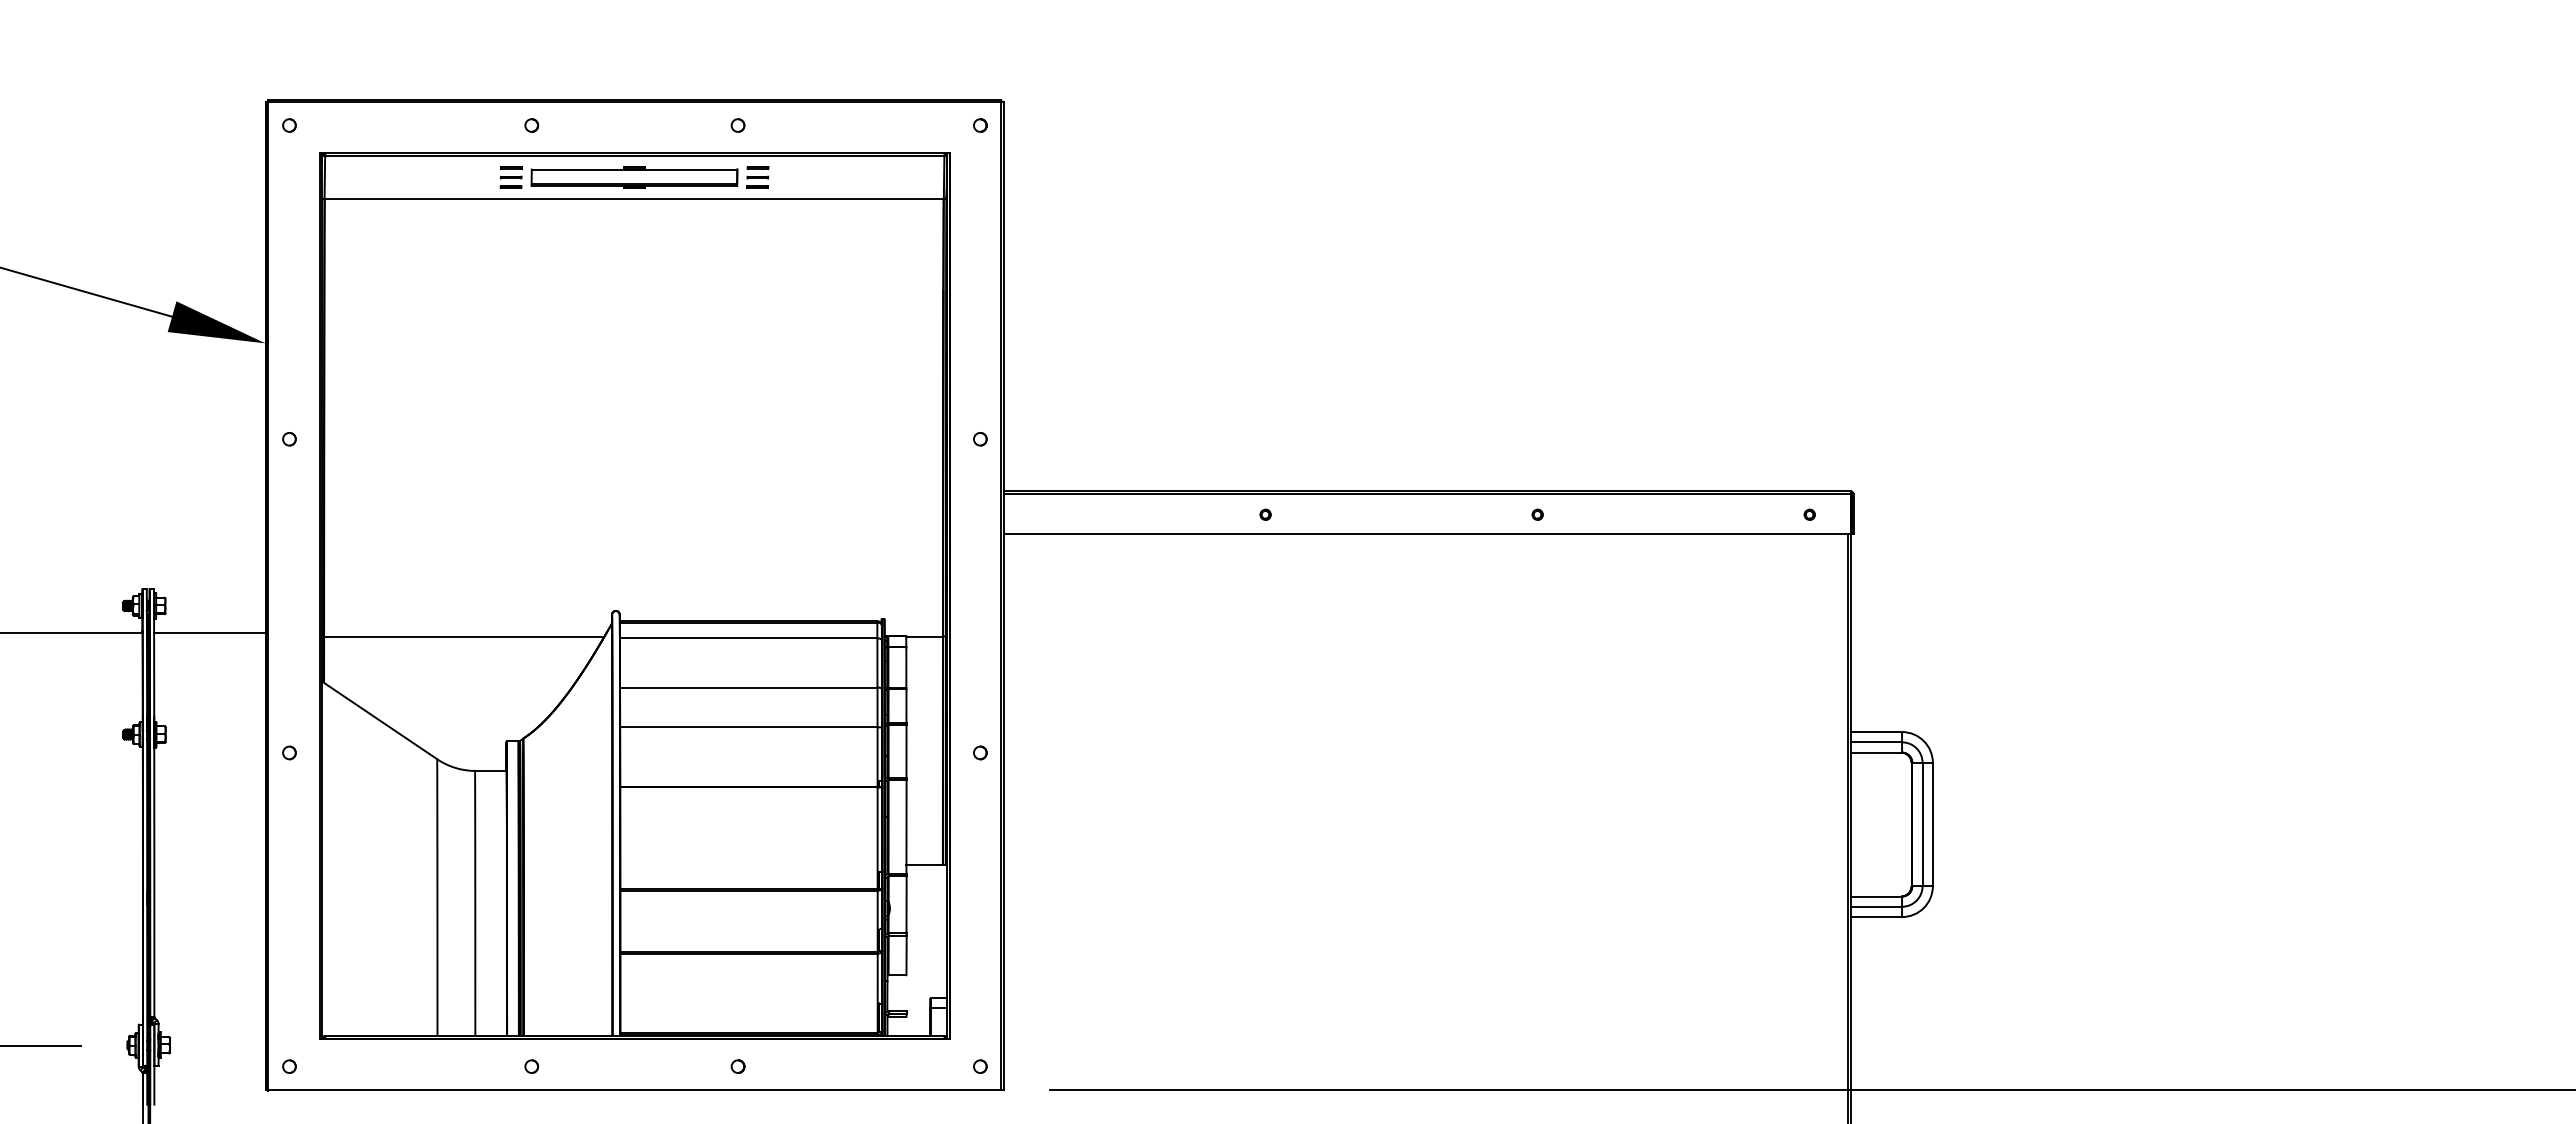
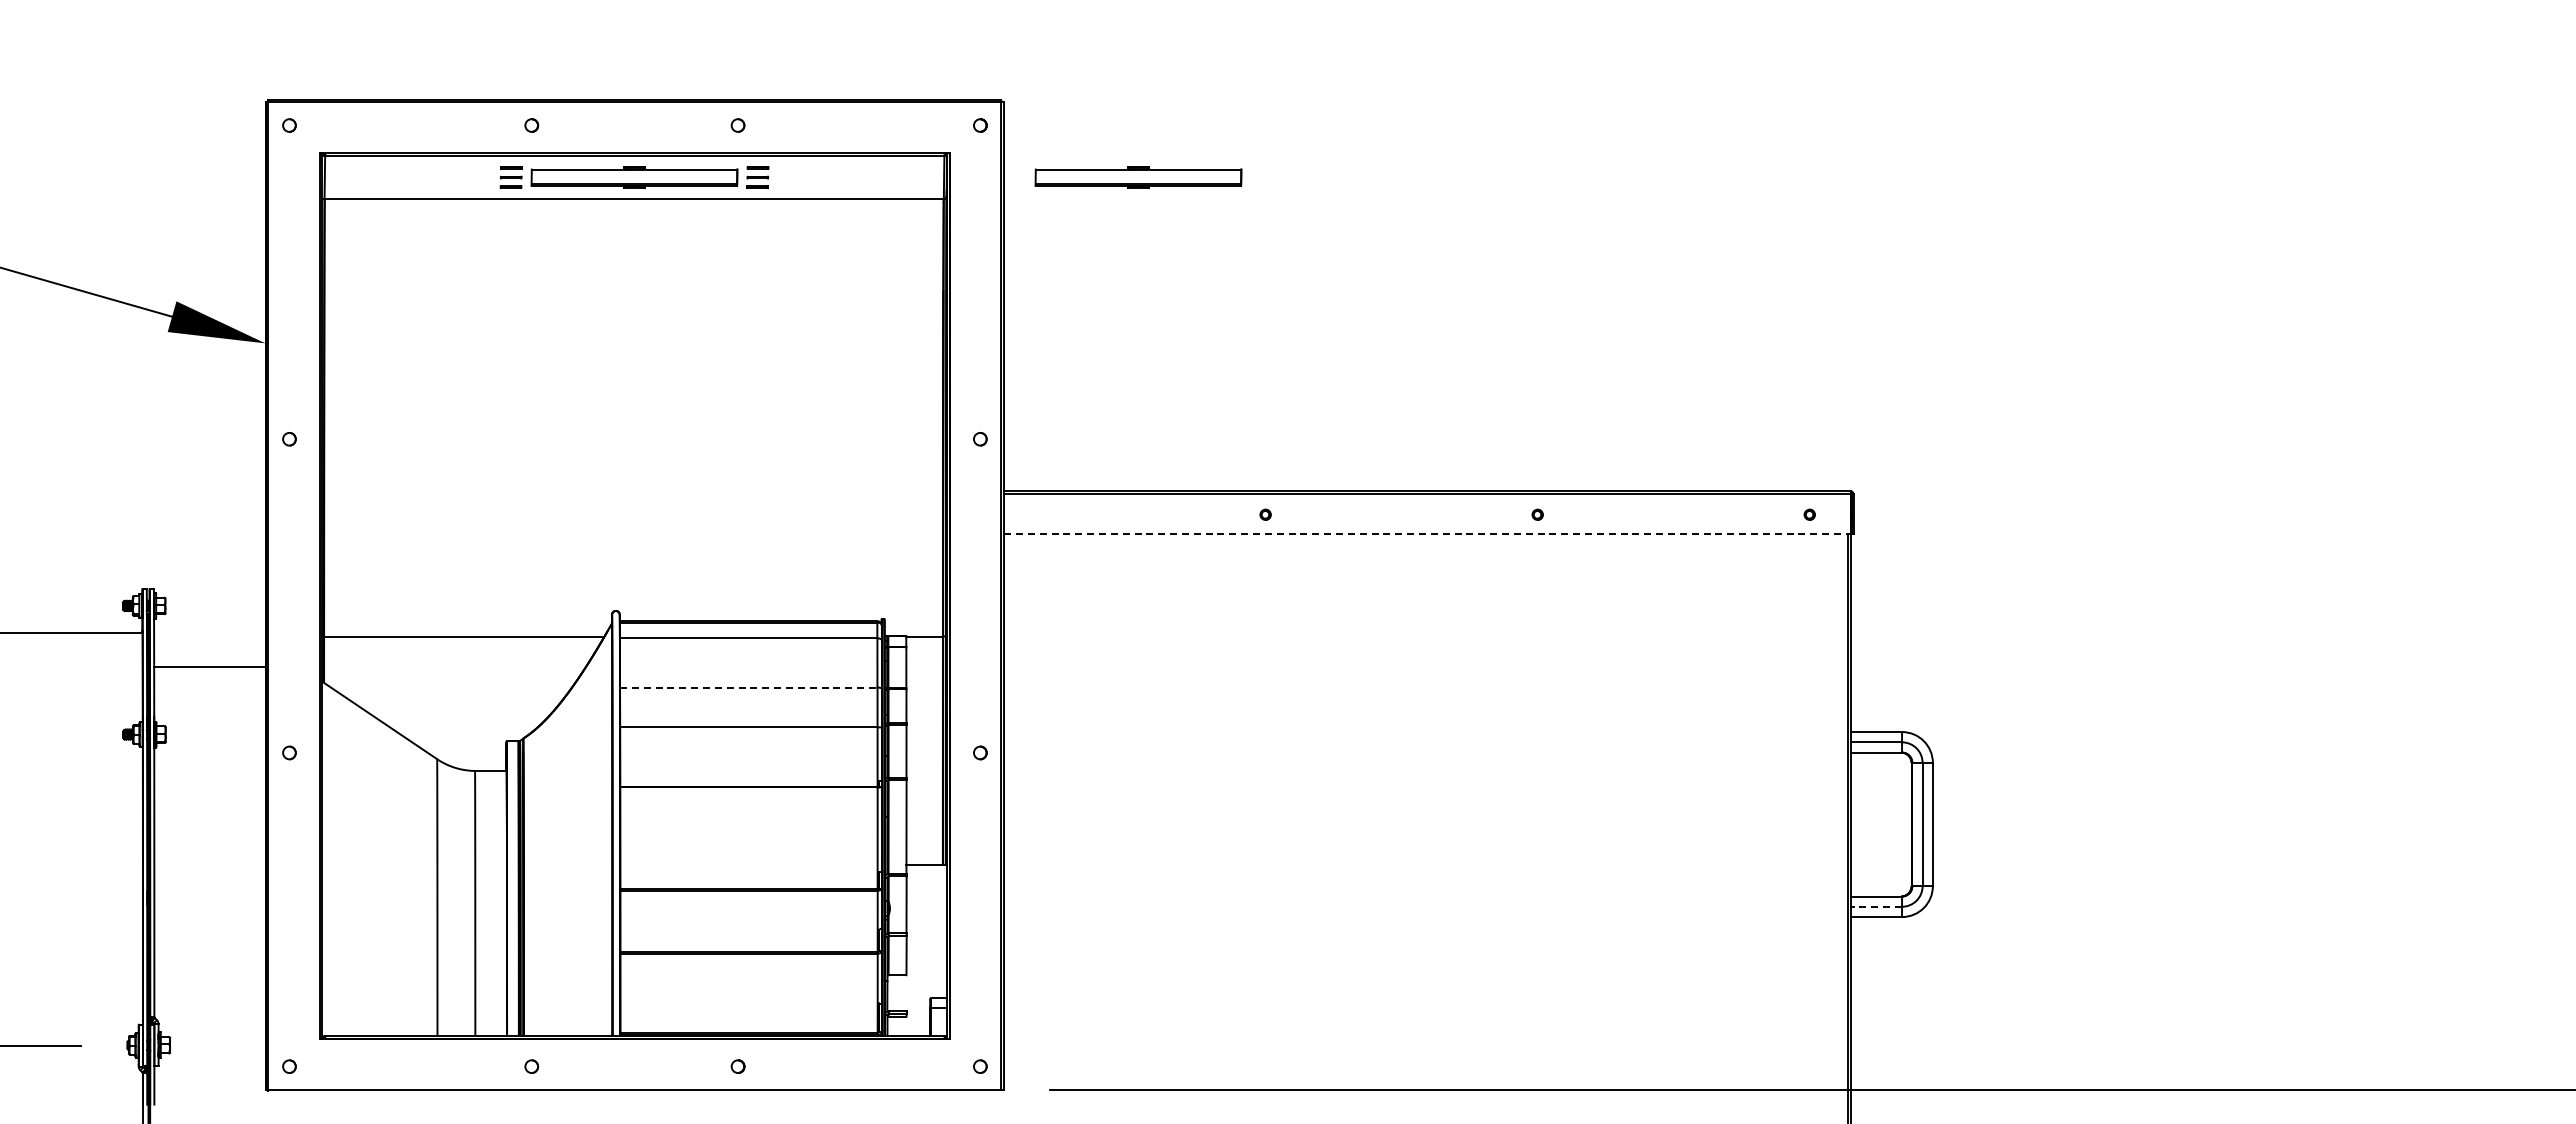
part: none -> present (1138, 177)
line: solid -> dashed (1427, 534)
line position: (209, 632) -> (209, 666) (209, 666)
line: solid -> dashed (748, 687)
line: solid -> dashed (1876, 906)
